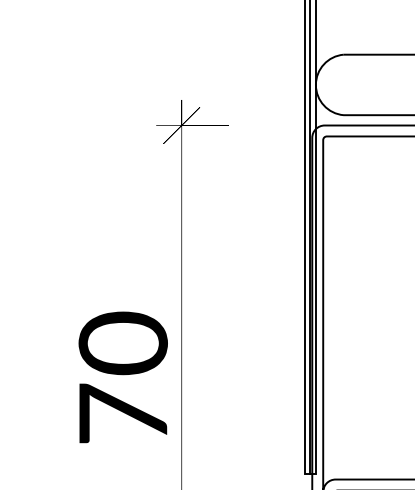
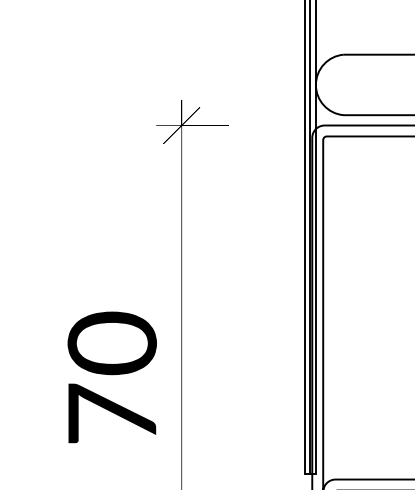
text position: (122, 377) -> (111, 377) (111, 377)
